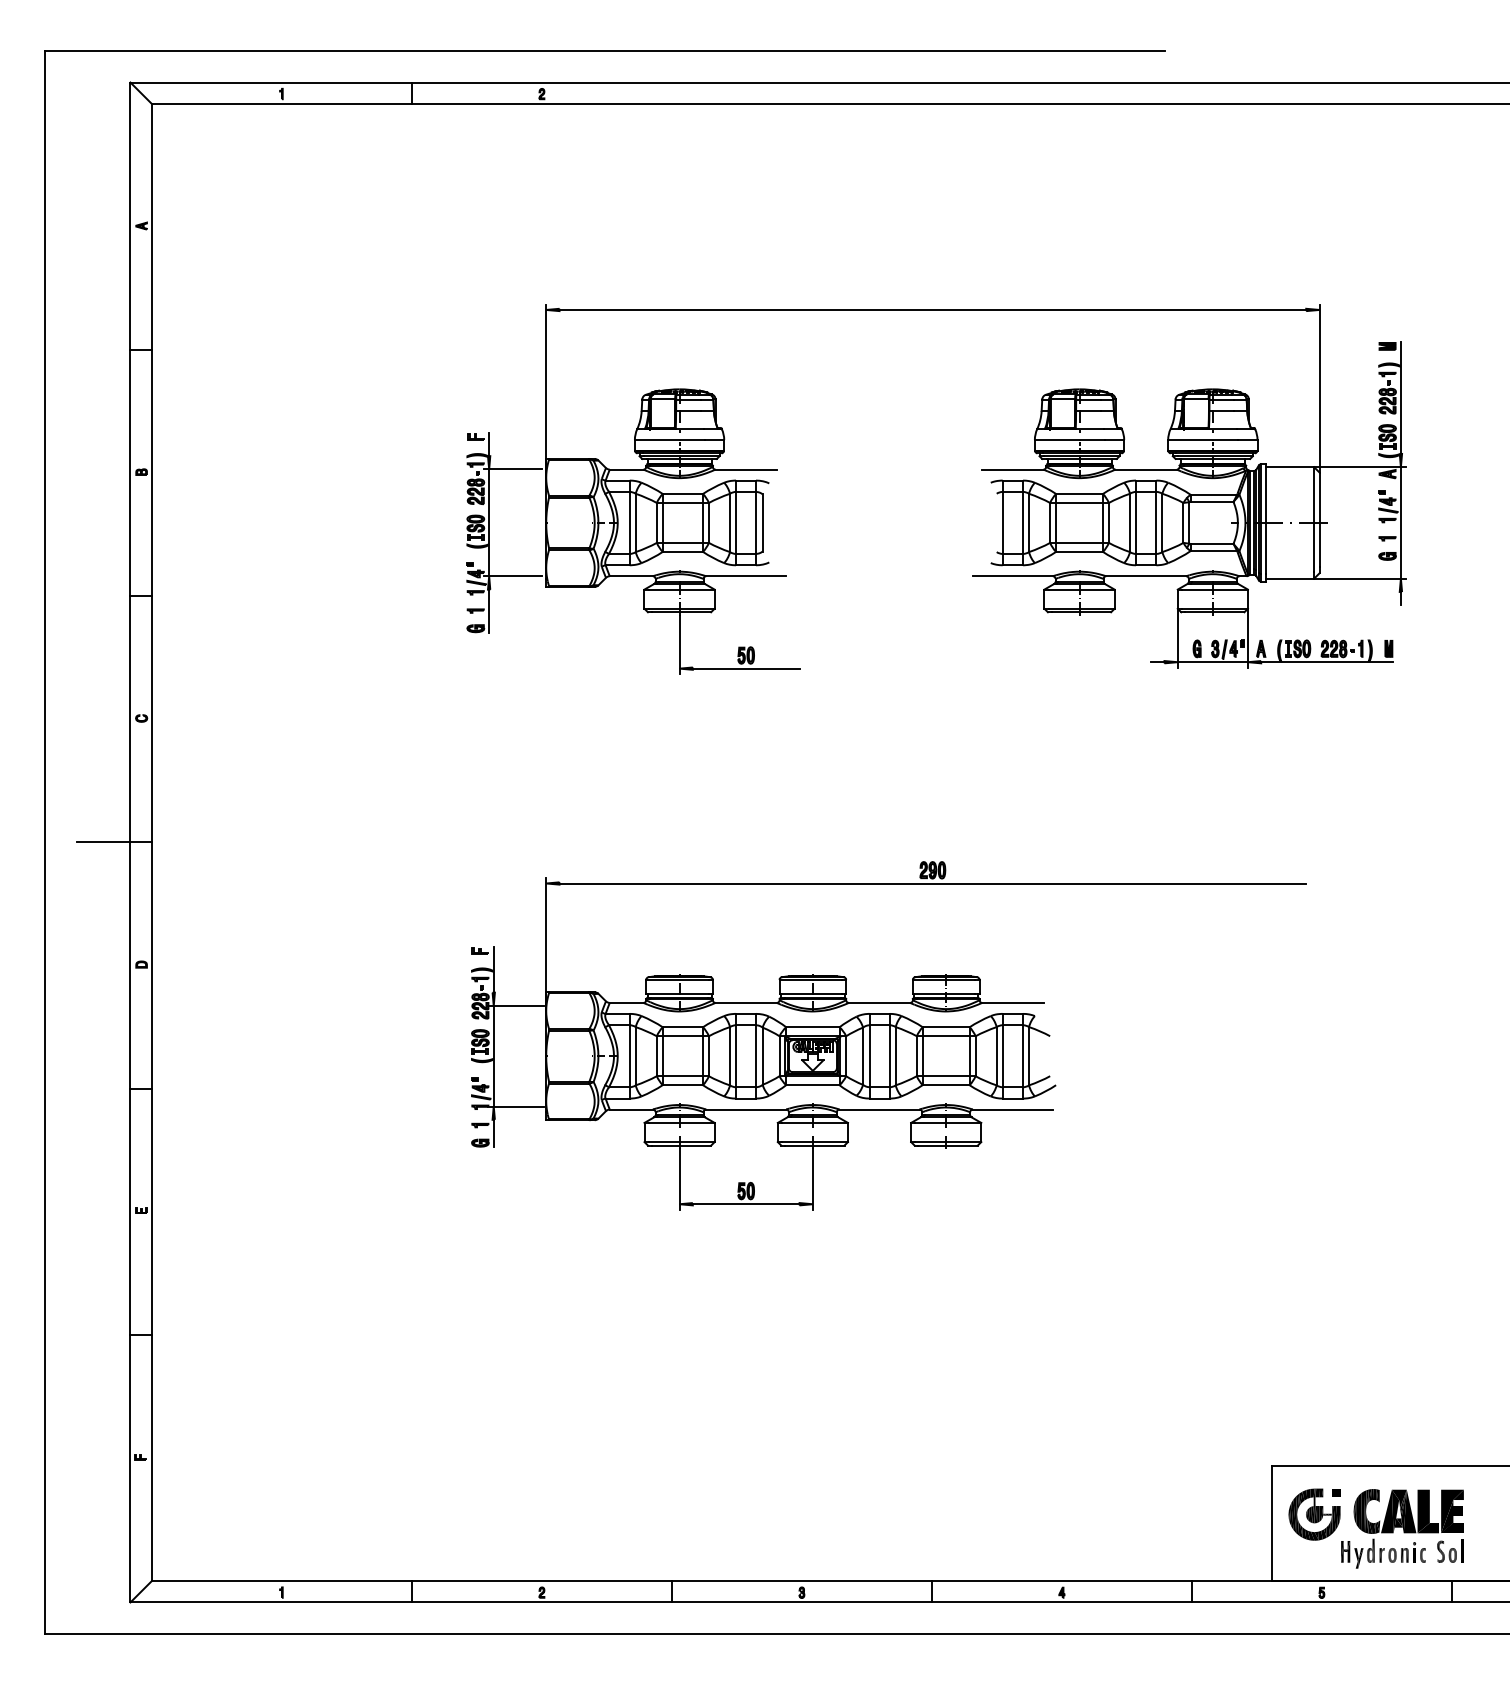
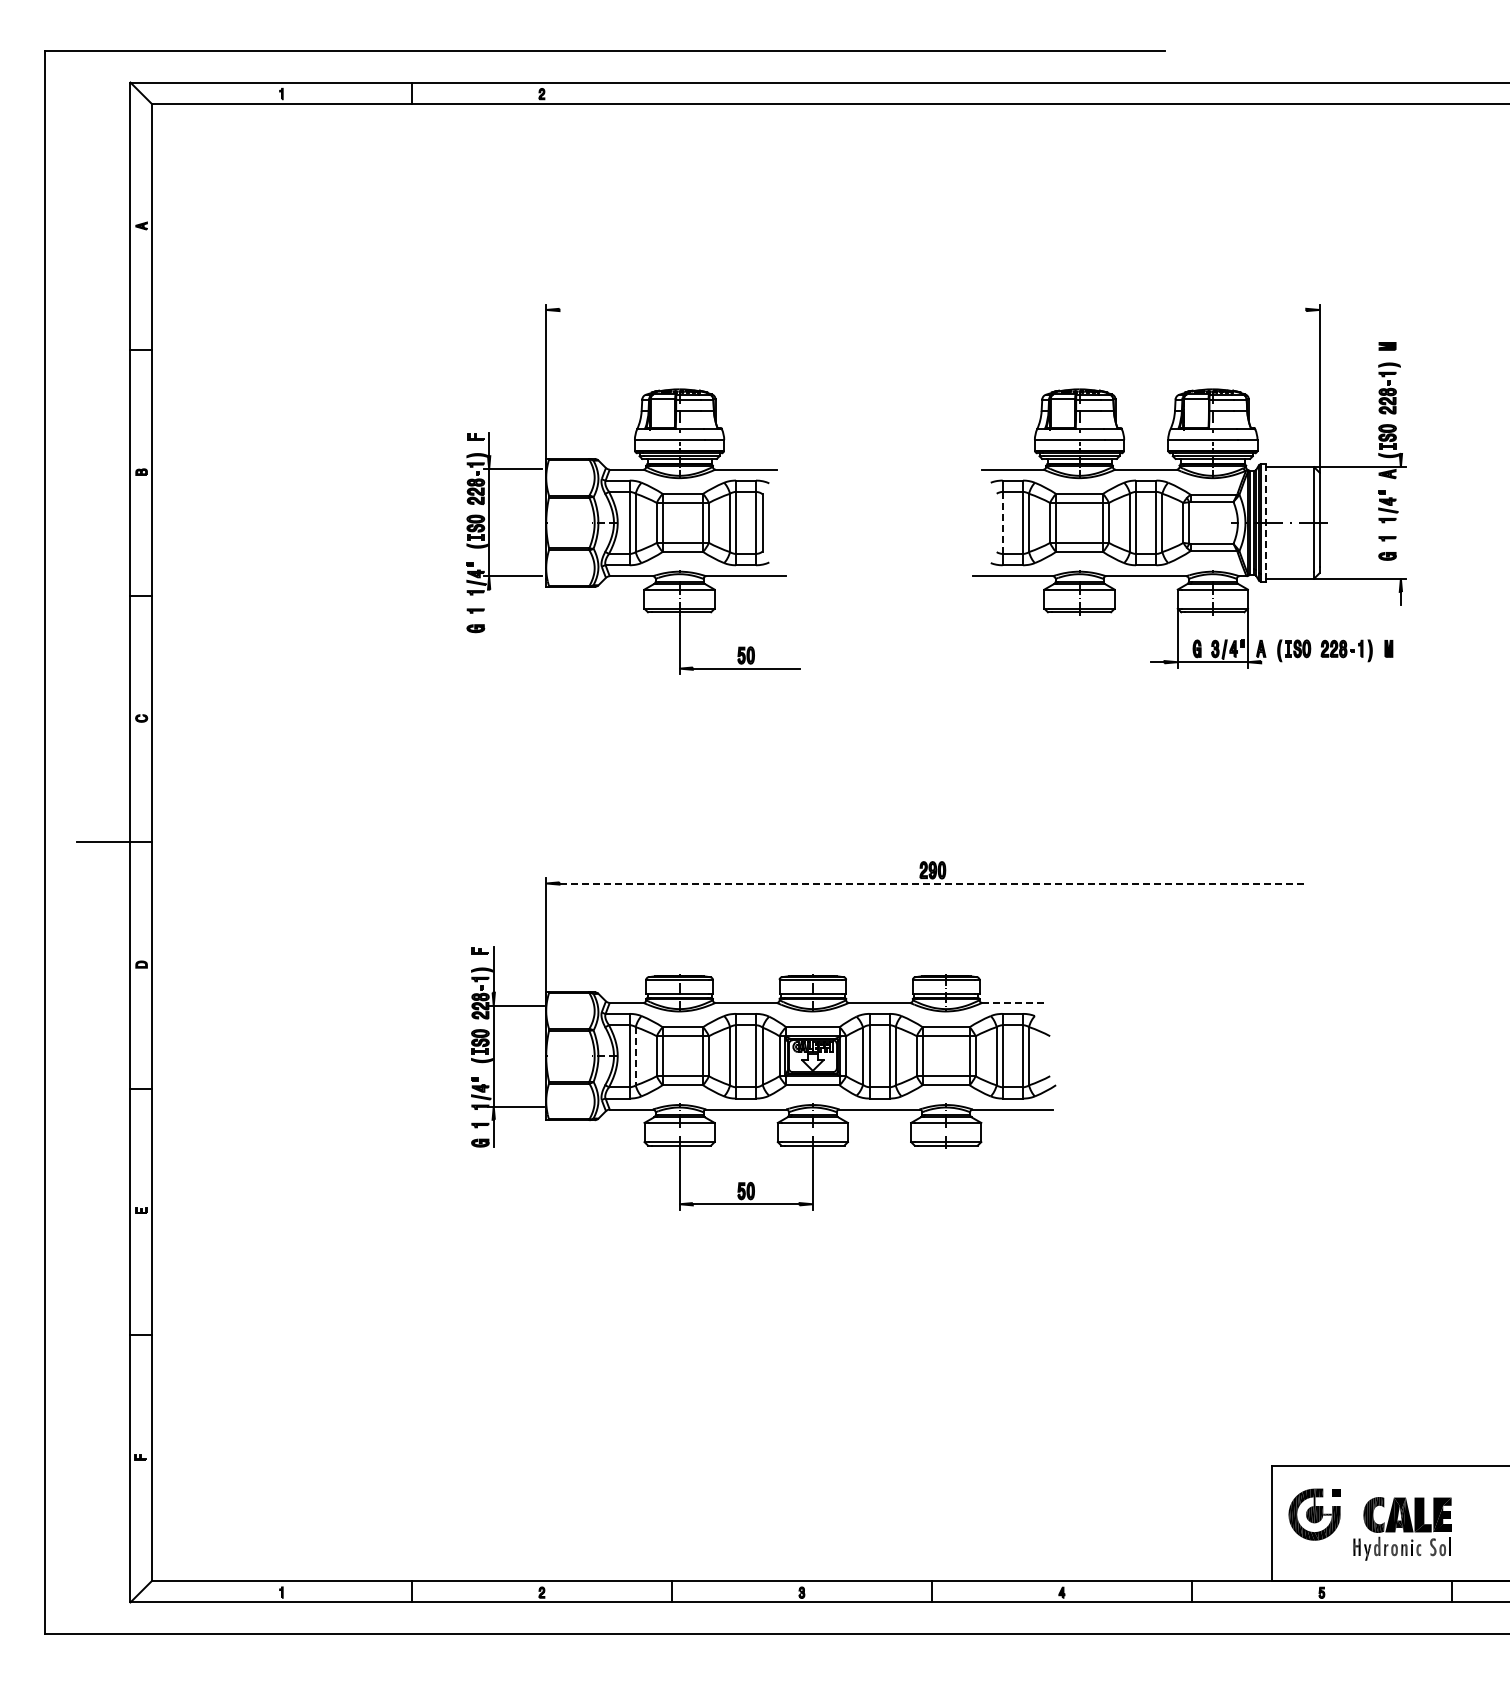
line: present -> none (932, 309)
line: present -> none (1400, 397)
line: solid -> dashed (1266, 519)
line: solid -> dashed (1002, 522)
line: present -> none (1400, 522)
line: present -> none (489, 610)
line: present -> none (1327, 662)
line: solid -> dashed (933, 883)
line: solid -> dashed (1012, 1002)
line: solid -> dashed (635, 1056)
part size: 123x80 px -> 99x64 px (1402, 1528)
